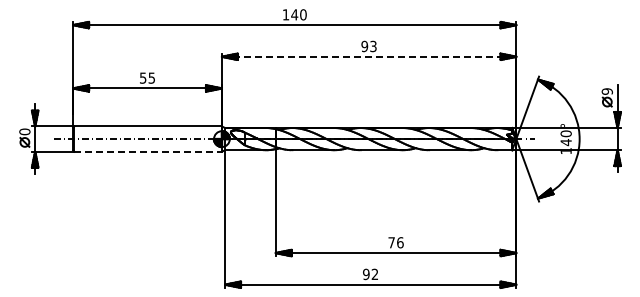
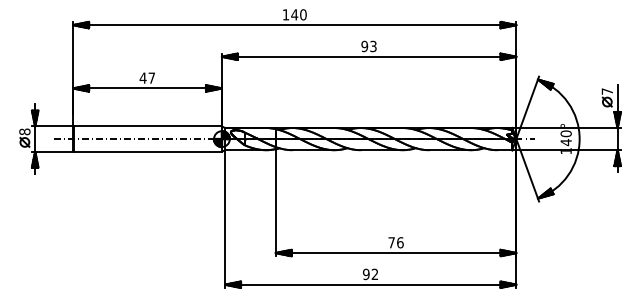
line: dashed -> solid (369, 56)
text: 55 -> 47 (146, 77)
text: 9 -> 7 (606, 91)
text: 0 -> 8 (24, 131)
line: dashed -> solid (148, 151)
